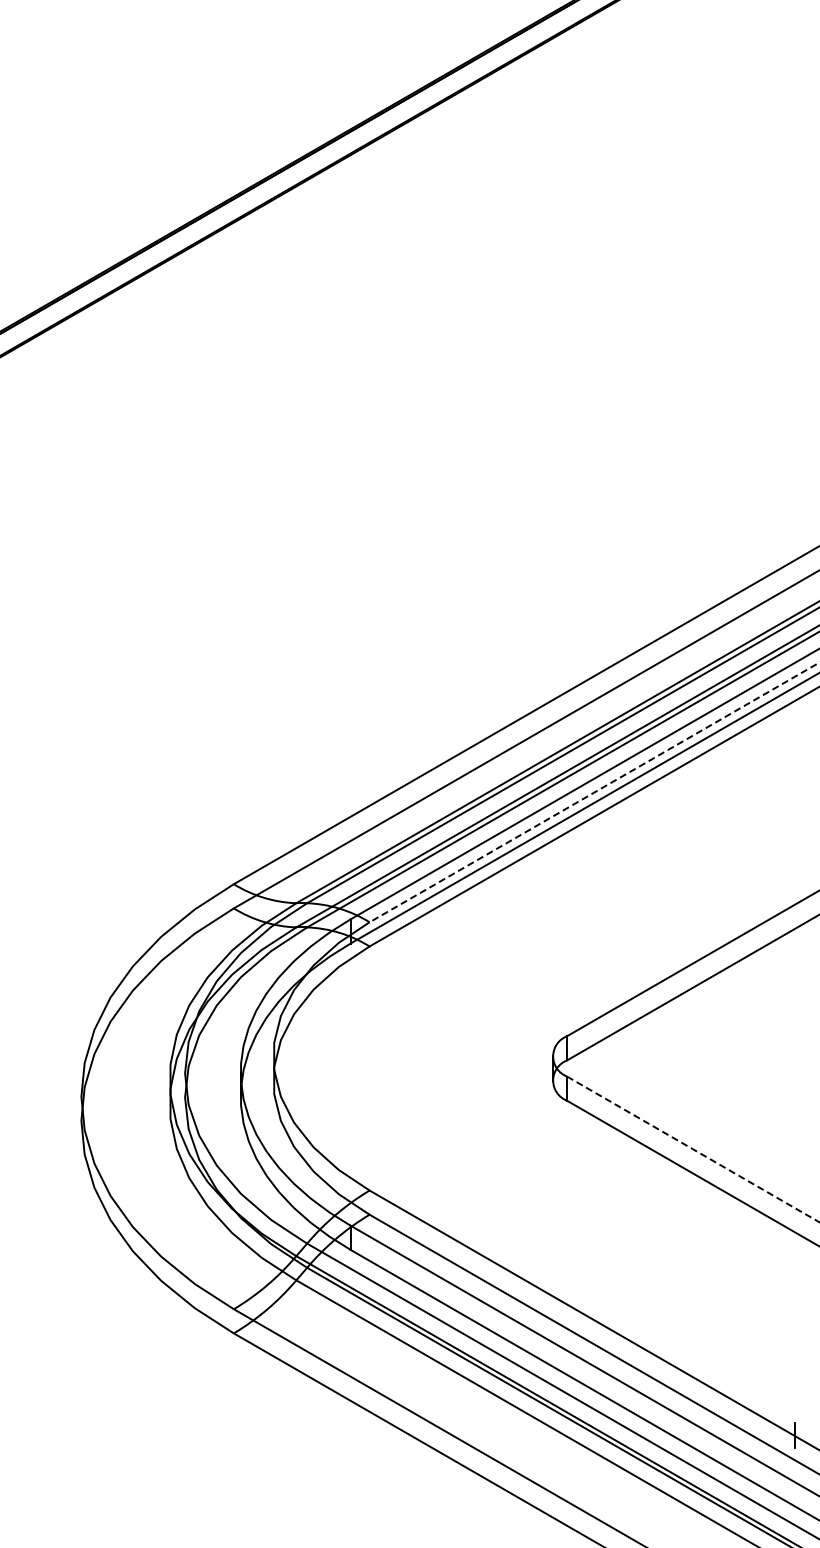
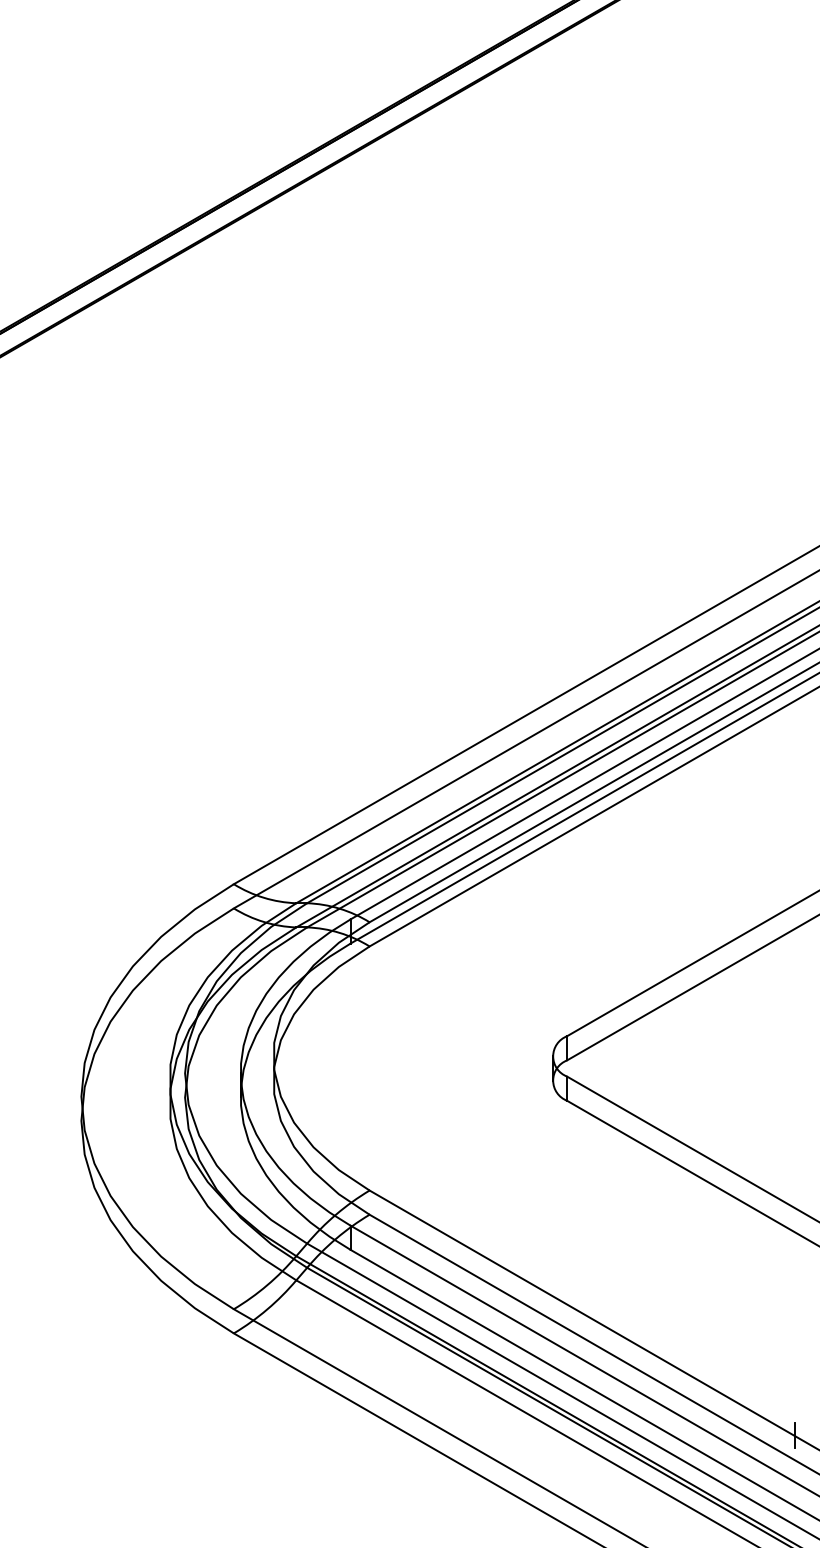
line: dashed -> solid (594, 792)
line: dashed -> solid (693, 1149)
